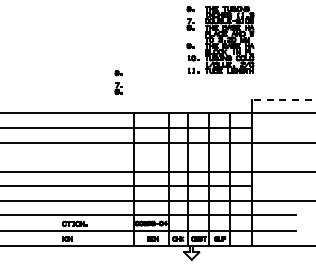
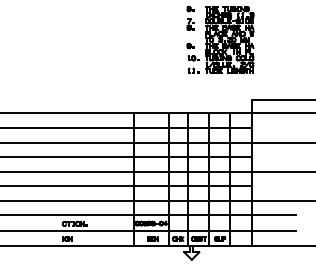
part: present -> none (118, 82)
line: dashed -> solid (283, 100)
line: none -> present (127, 157)
